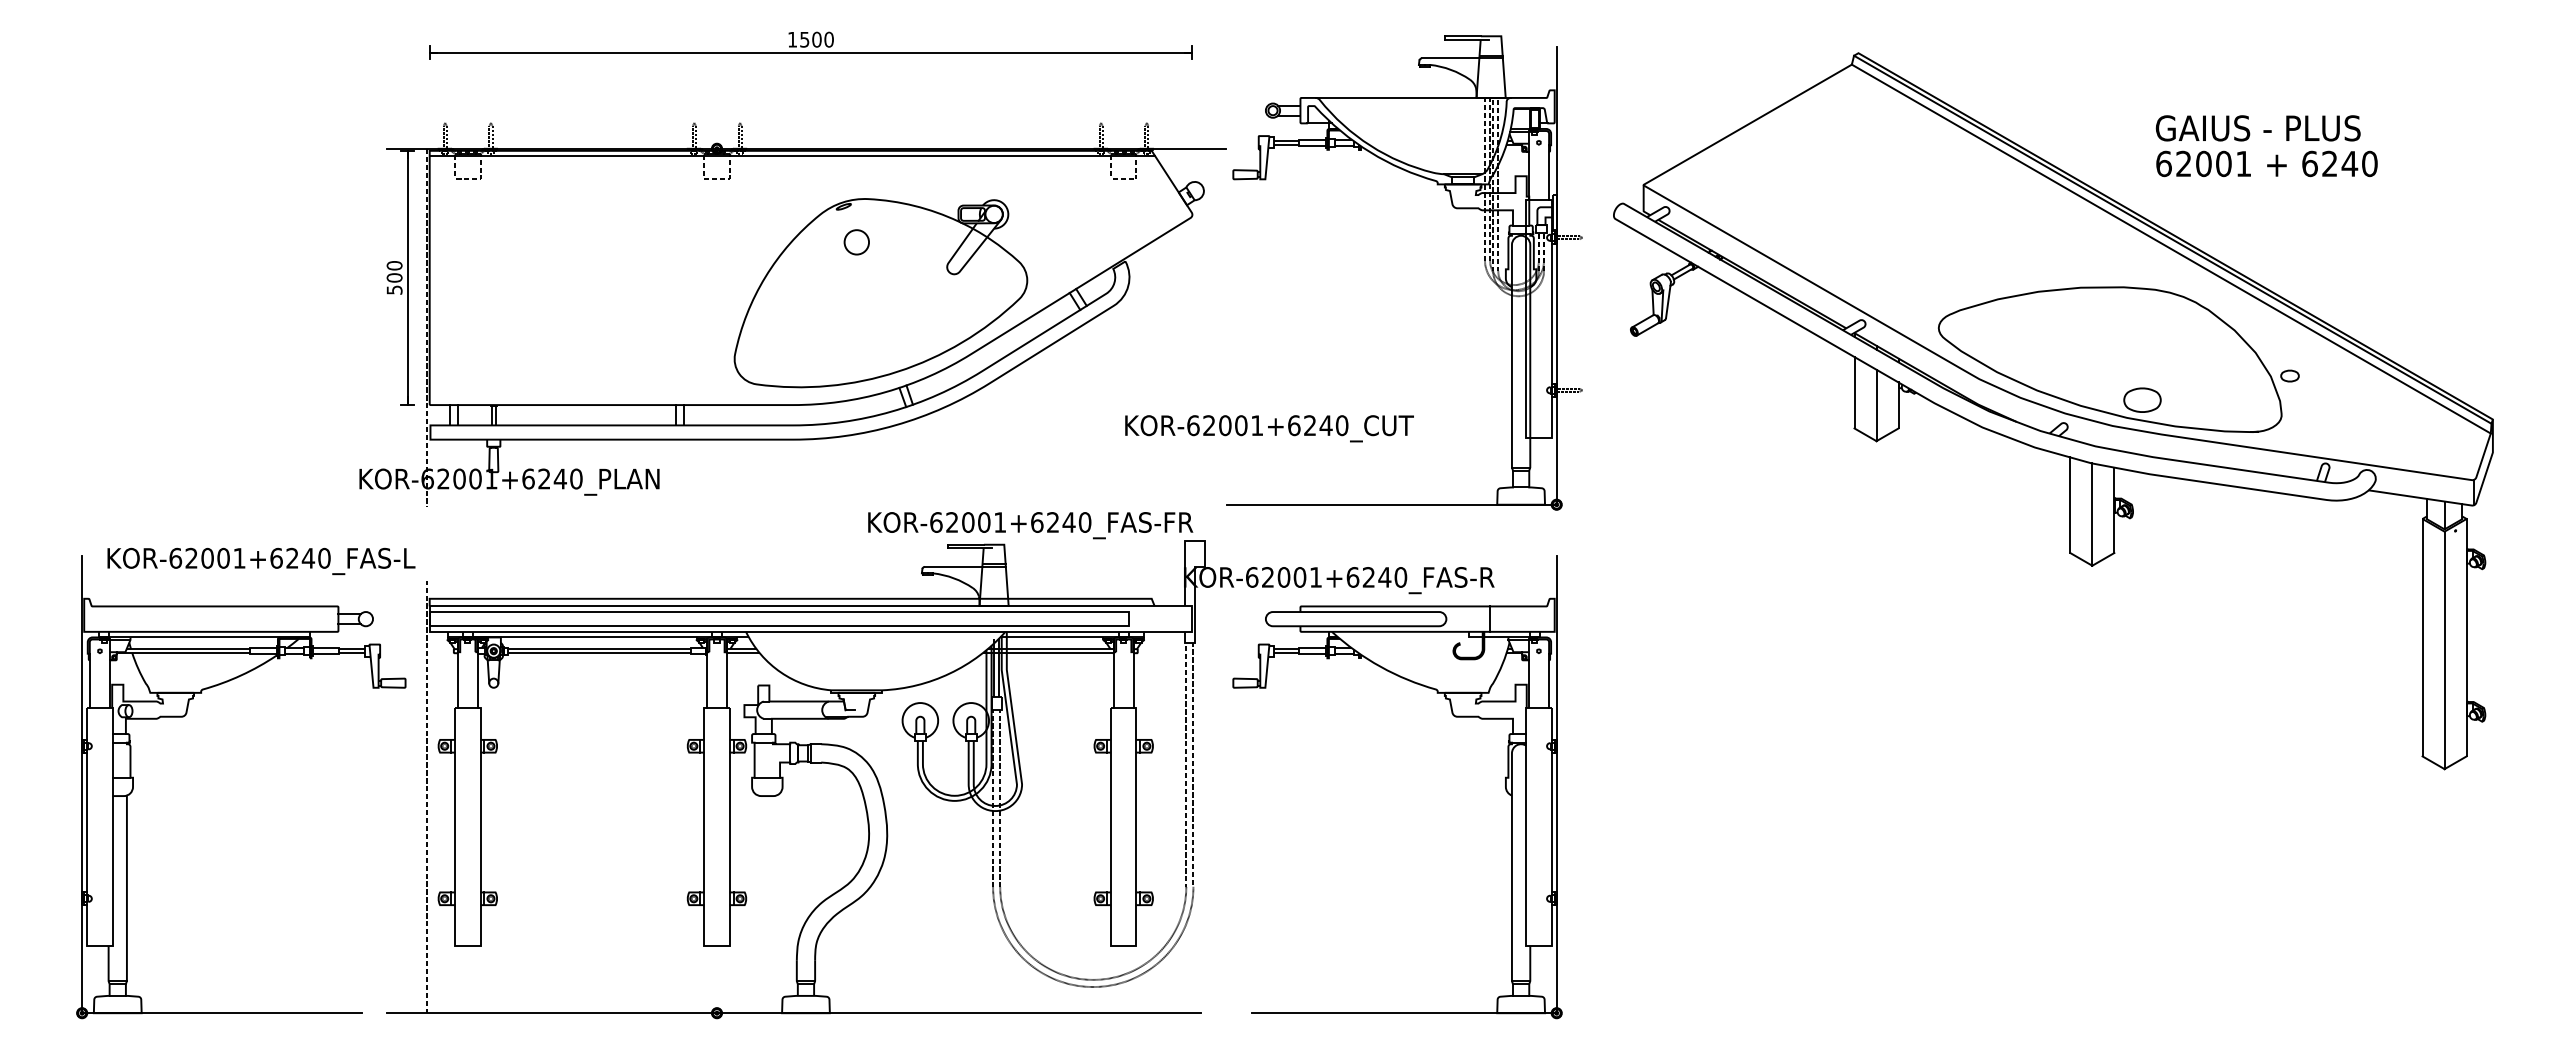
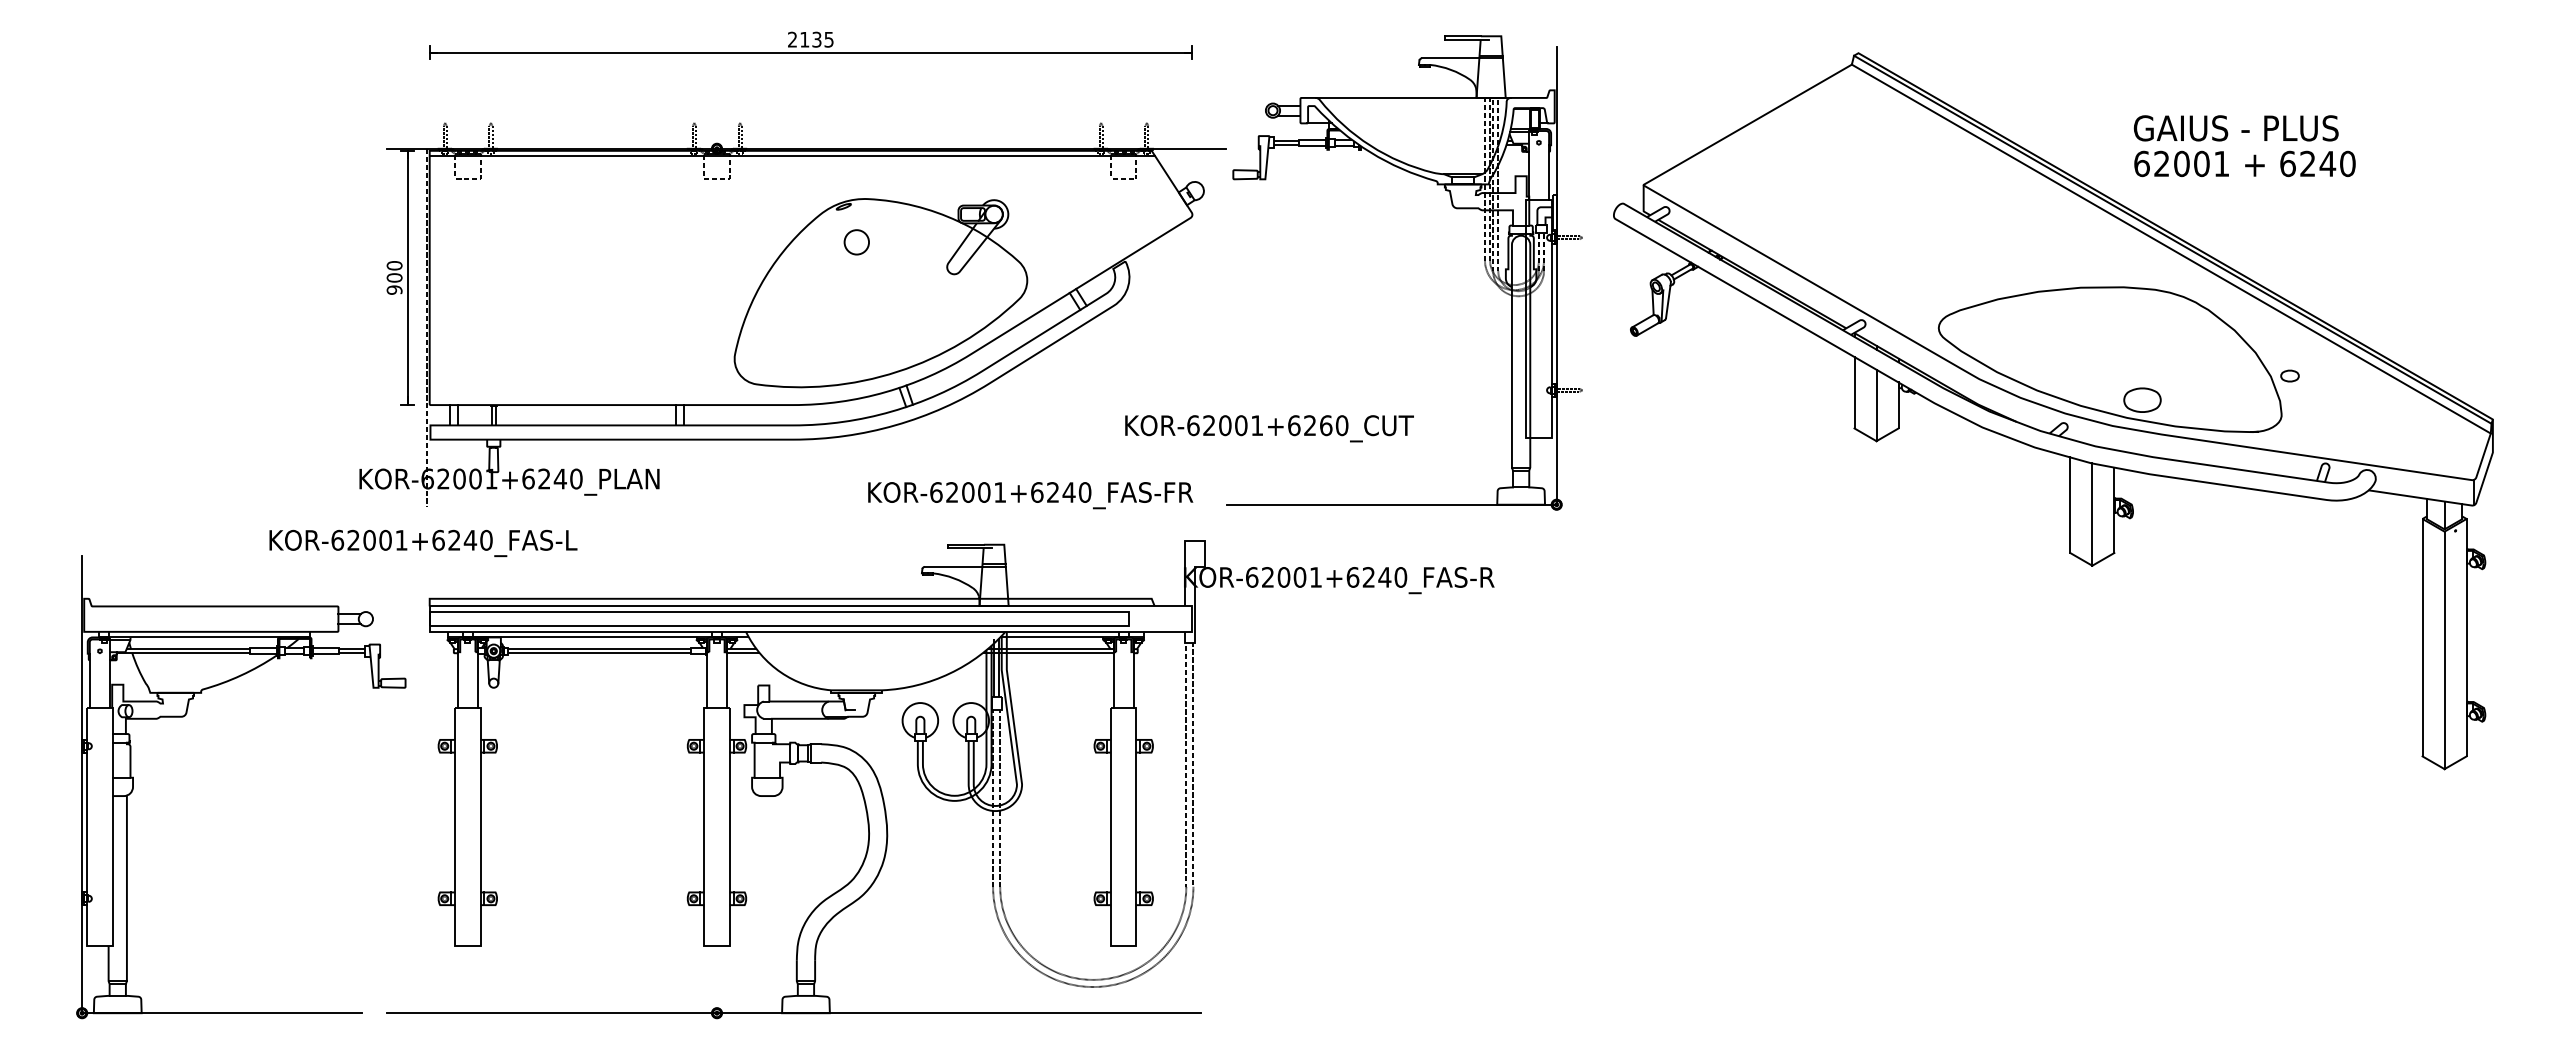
text: 1500 -> 2135 (810, 39)
text position: (2266, 146) -> (2244, 146) (2244, 146)
text: 500 -> 900 (394, 289)
text: KOR-62001+6240_CUT -> KOR-62001+6260_CUT (1325, 425)
text position: (1030, 525) -> (1030, 495) (1030, 495)
text position: (261, 561) -> (423, 543) (423, 543)
part: present -> none (1453, 716)
line: present -> none (427, 797)
